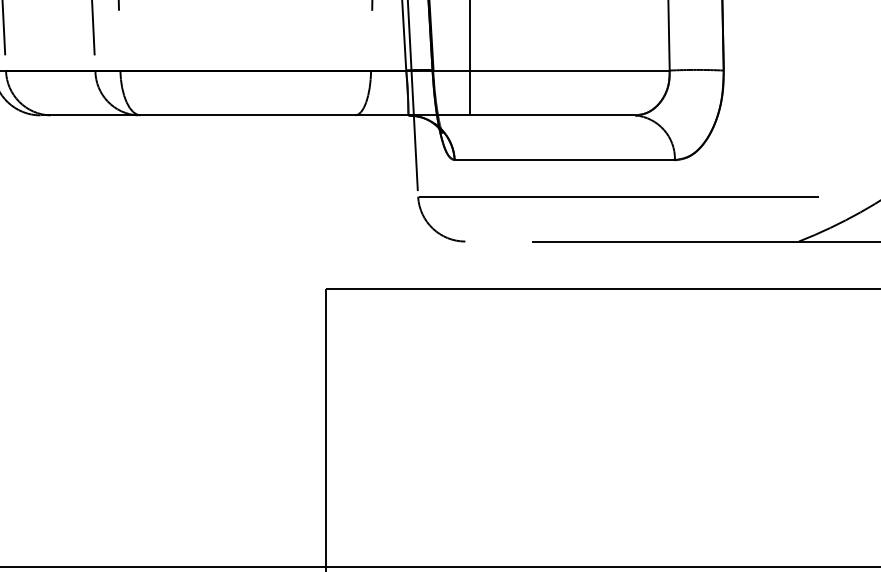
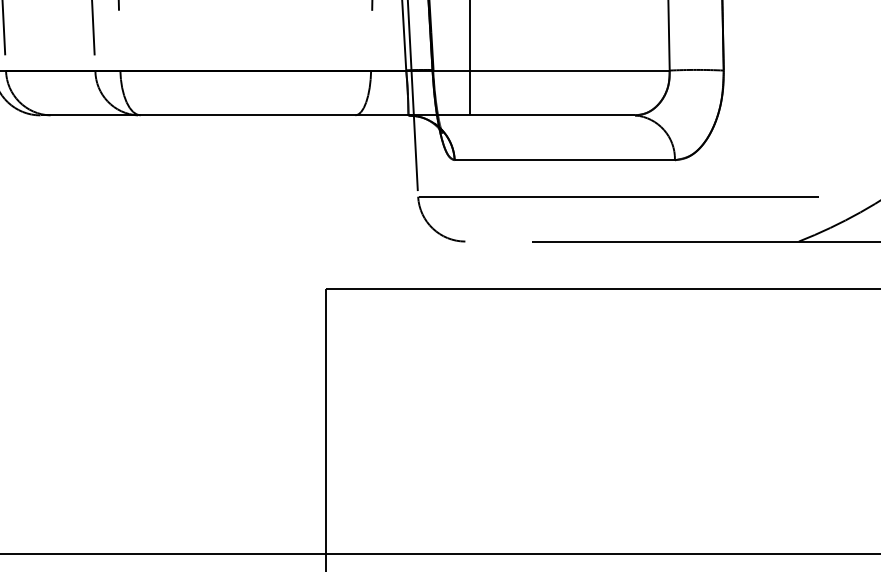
line position: (439, 567) -> (439, 554) (439, 554)
